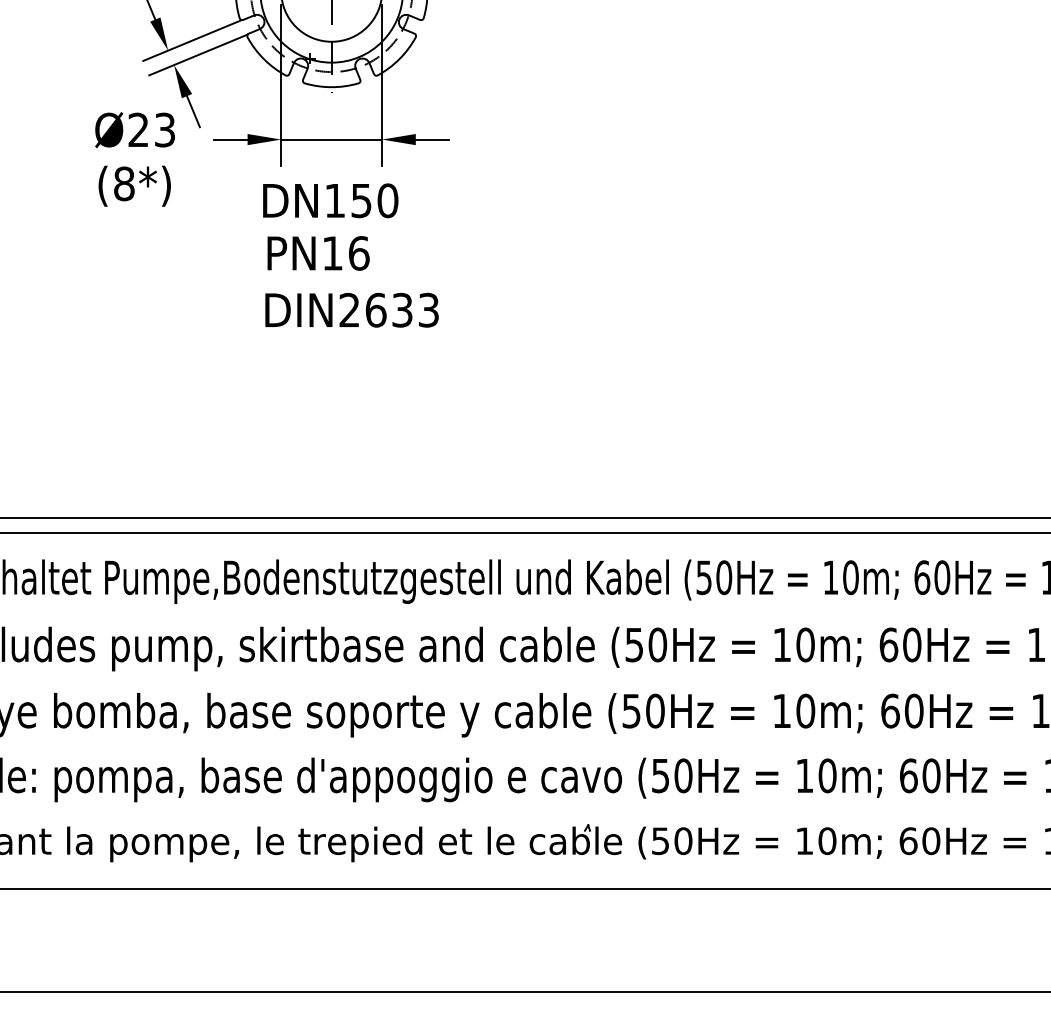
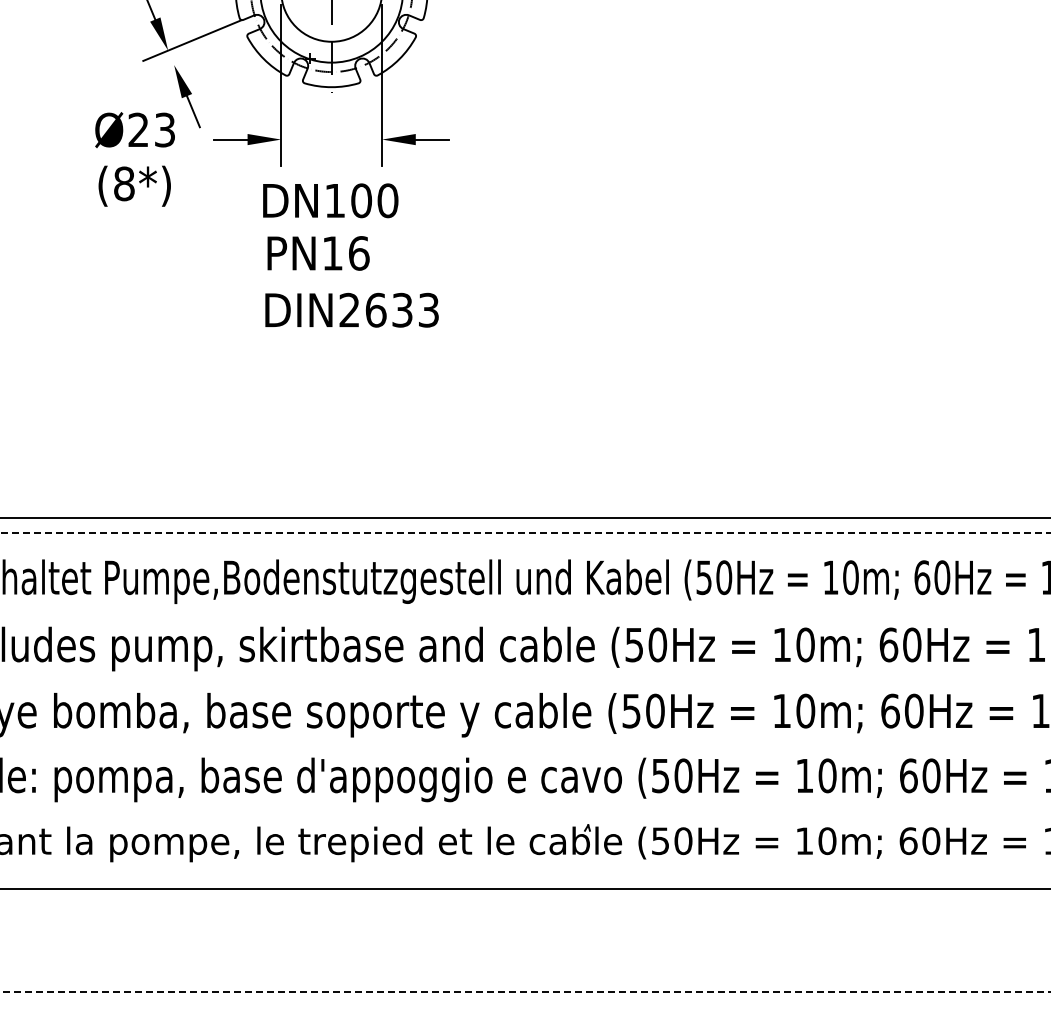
line: present -> none (198, 54)
line: present -> none (331, 139)
text: DN150 -> DN100 (361, 200)
line: solid -> dashed (525, 533)
line: solid -> dashed (525, 992)
